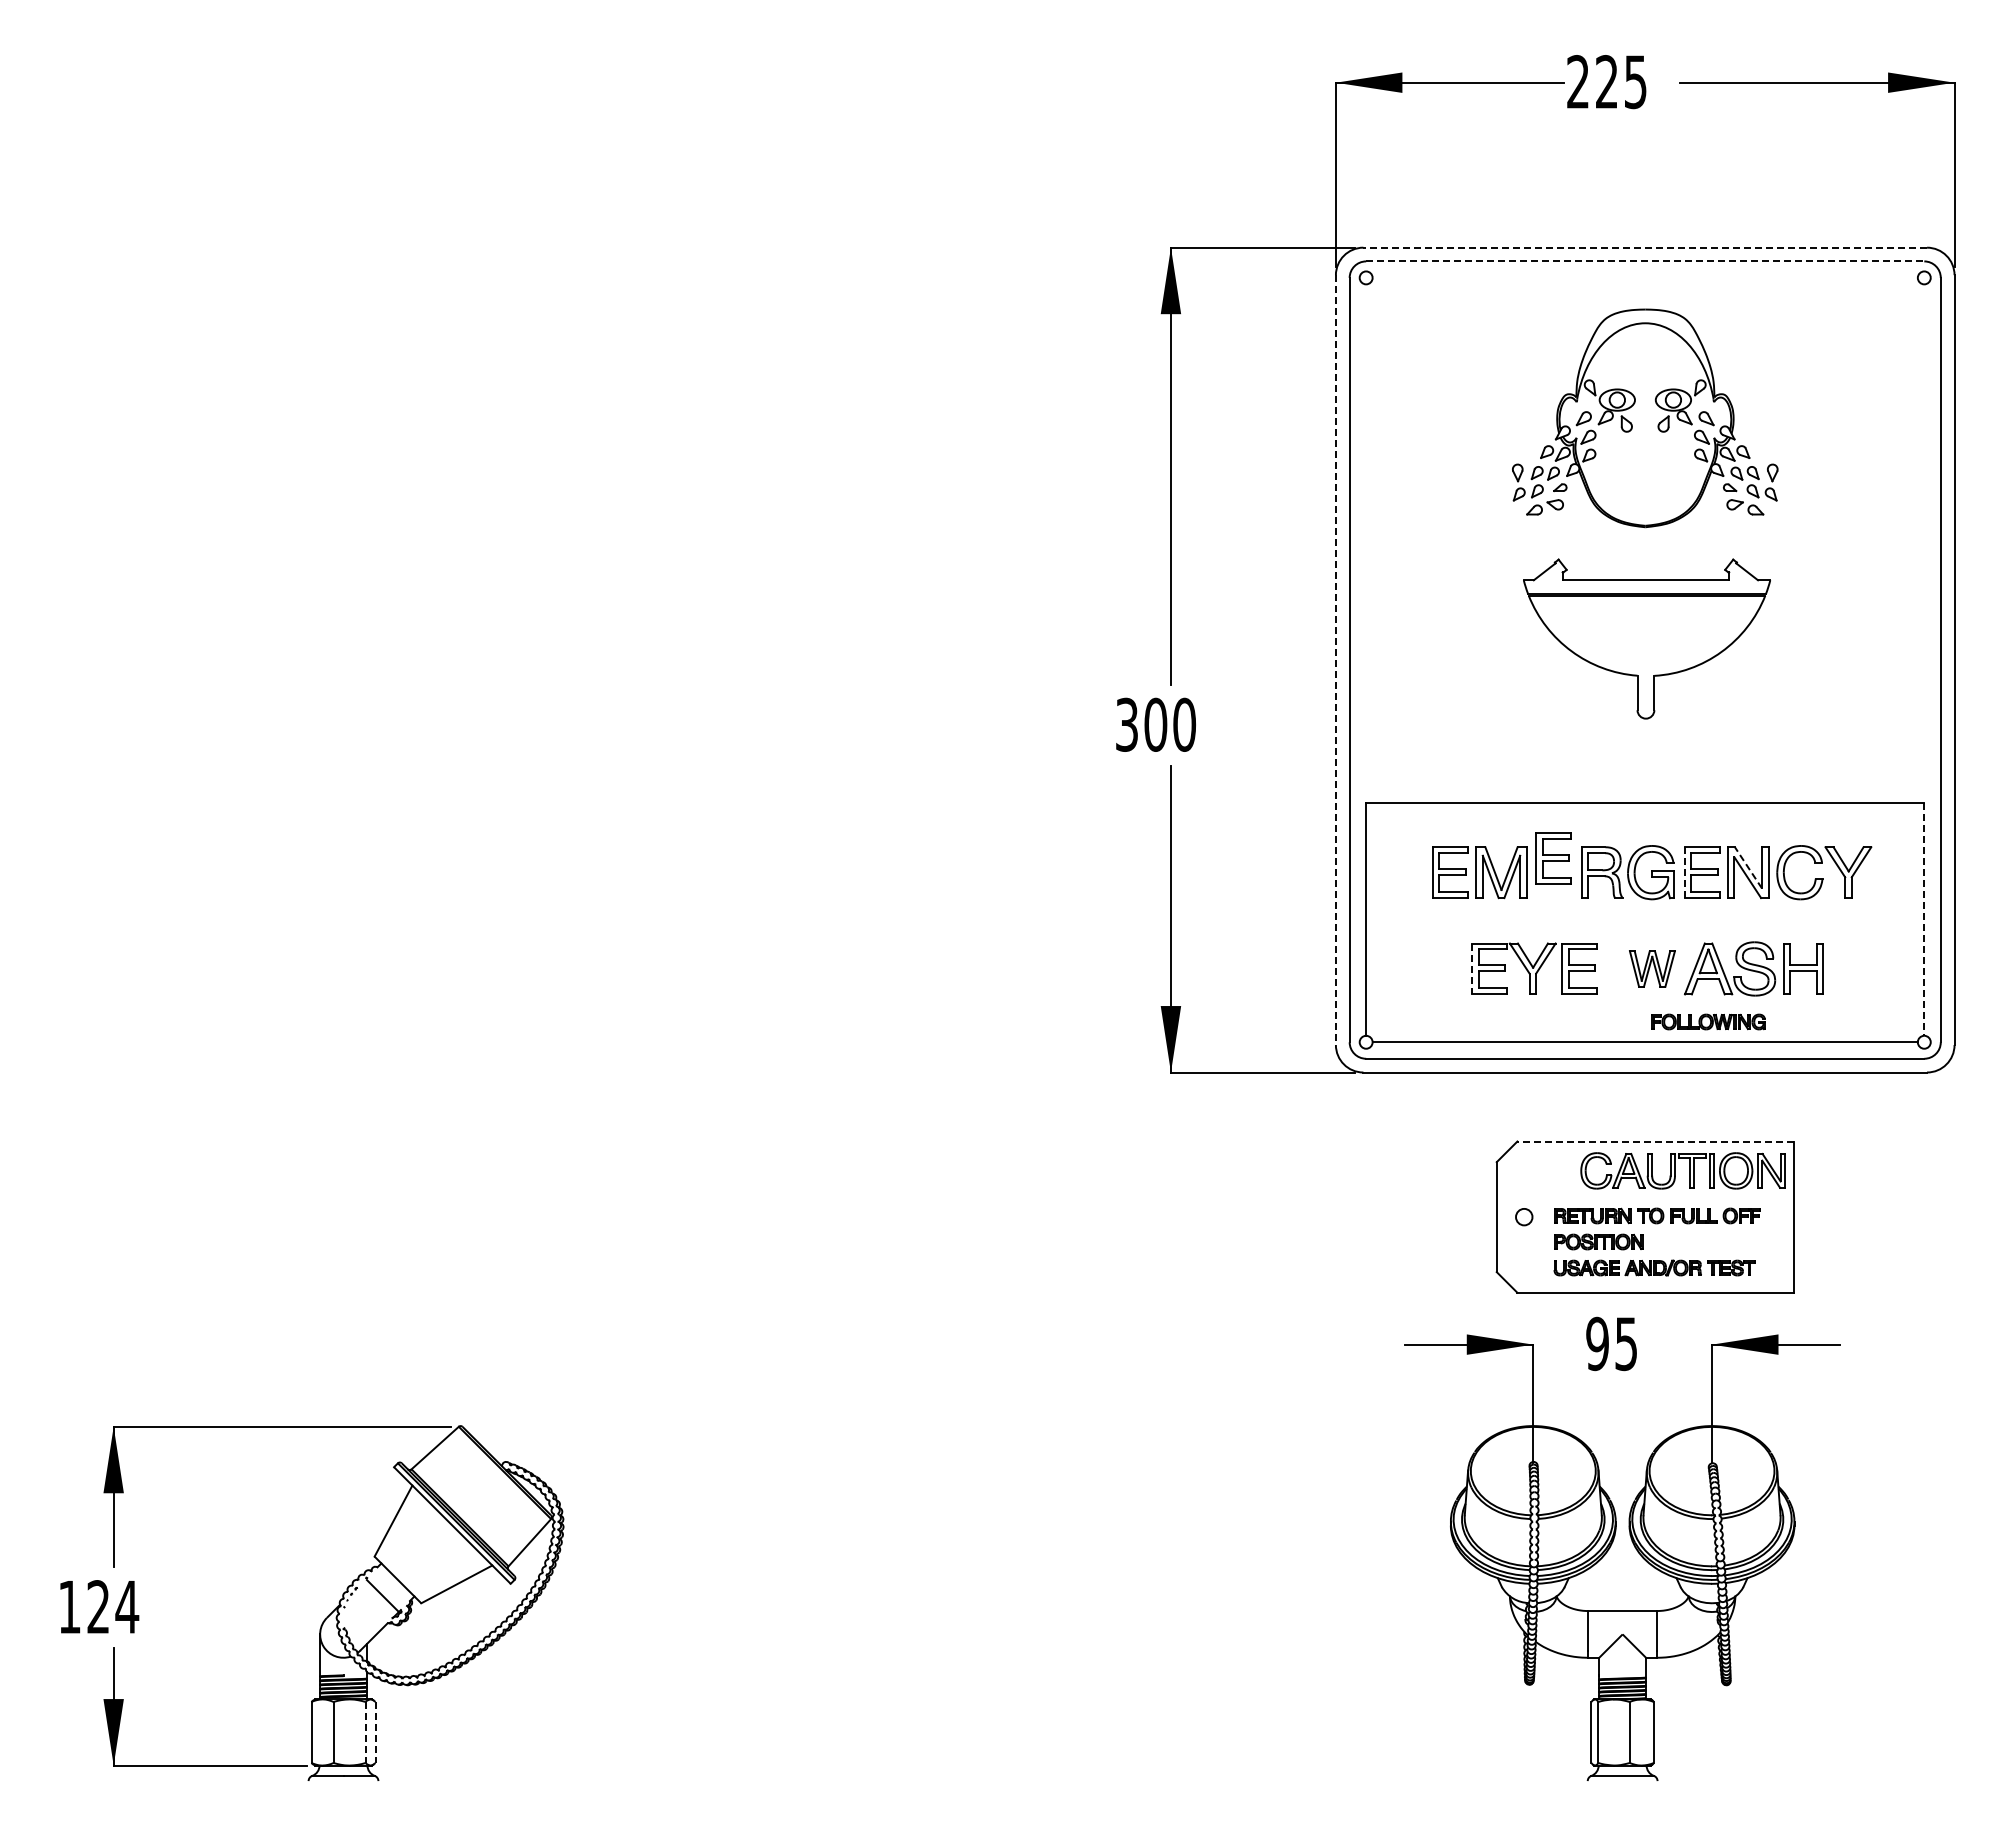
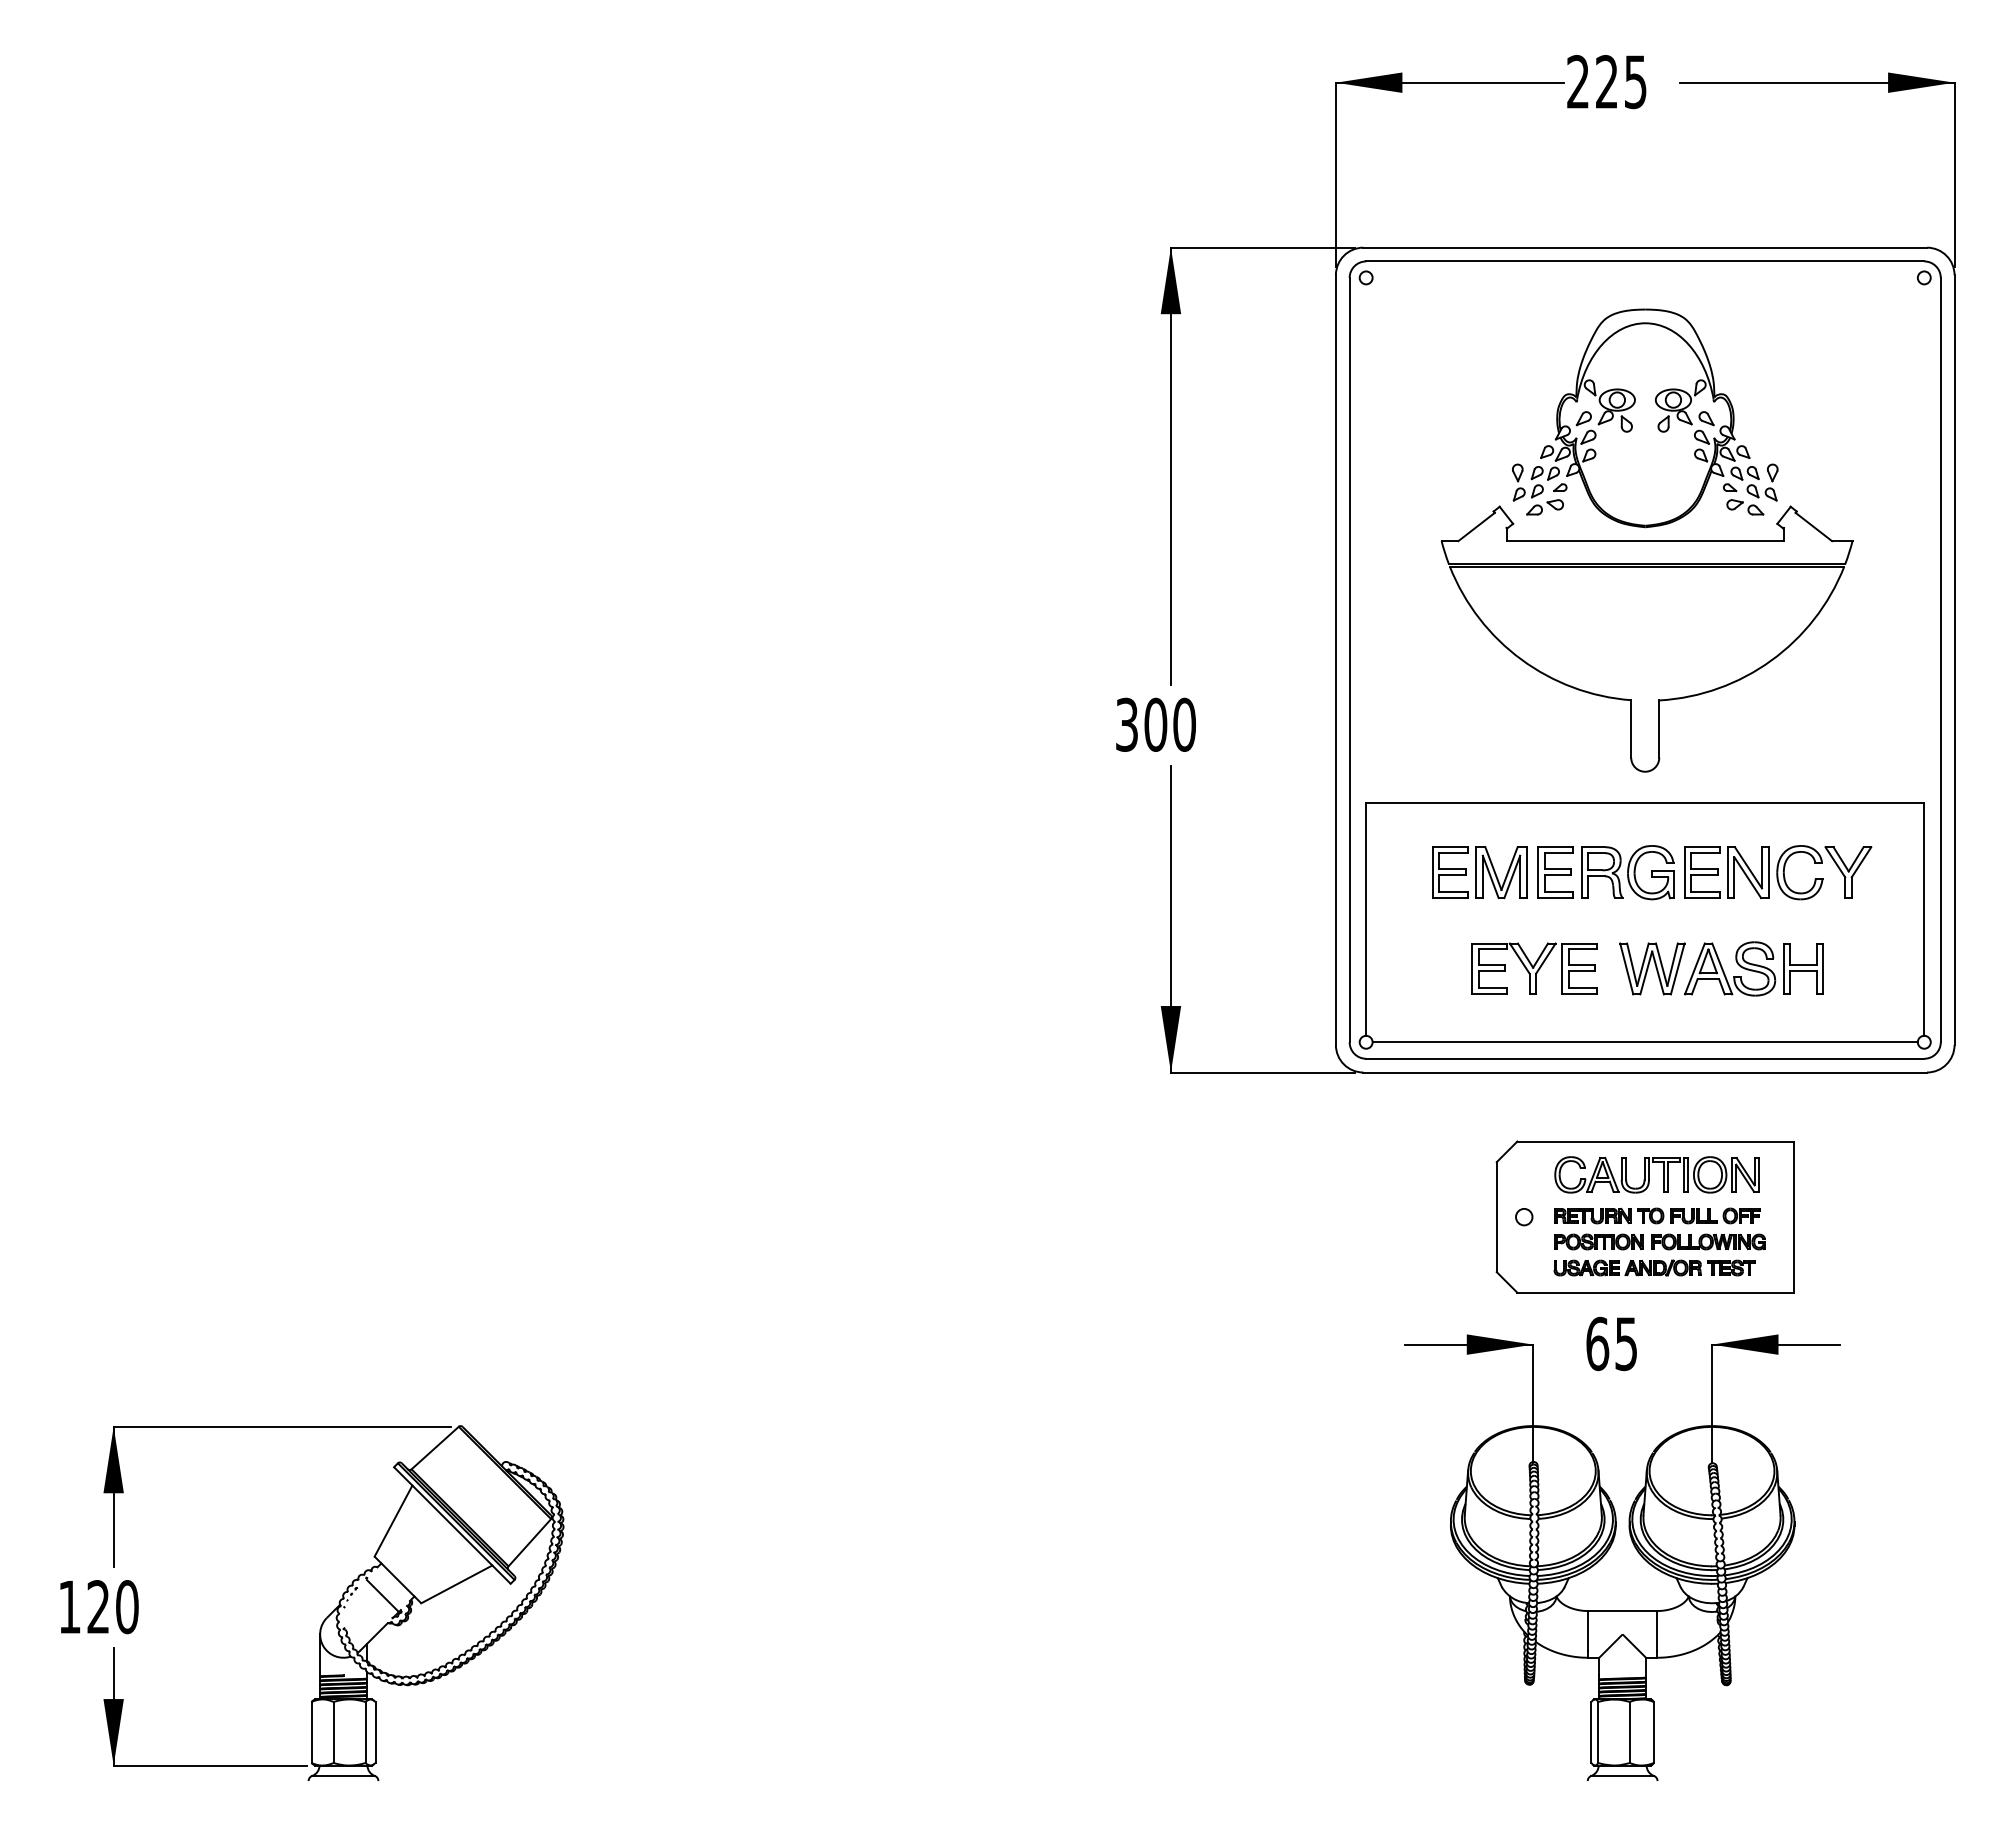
line: dashed -> solid (1645, 247)
line: dashed -> solid (1645, 261)
part size: 248x162 px -> 414x268 px (1646, 638)
line: dashed -> solid (1335, 660)
part position: (1553, 858) -> (1555, 872) (1555, 872)
line: dashed -> solid (1748, 867)
line: dashed -> solid (1684, 873)
line: dashed -> solid (1924, 919)
part size: 47x38 px -> 67x54 px (1652, 968)
line: dashed -> solid (1472, 969)
part position: (1708, 1021) -> (1708, 1241) (1708, 1241)
line: dashed -> solid (1655, 1141)
part position: (1675, 1170) -> (1649, 1174) (1649, 1174)
text: 95 -> 65 (1597, 1343)
text: 124 -> 120 (127, 1607)
line: dashed -> solid (365, 1732)
line: dashed -> solid (375, 1732)
